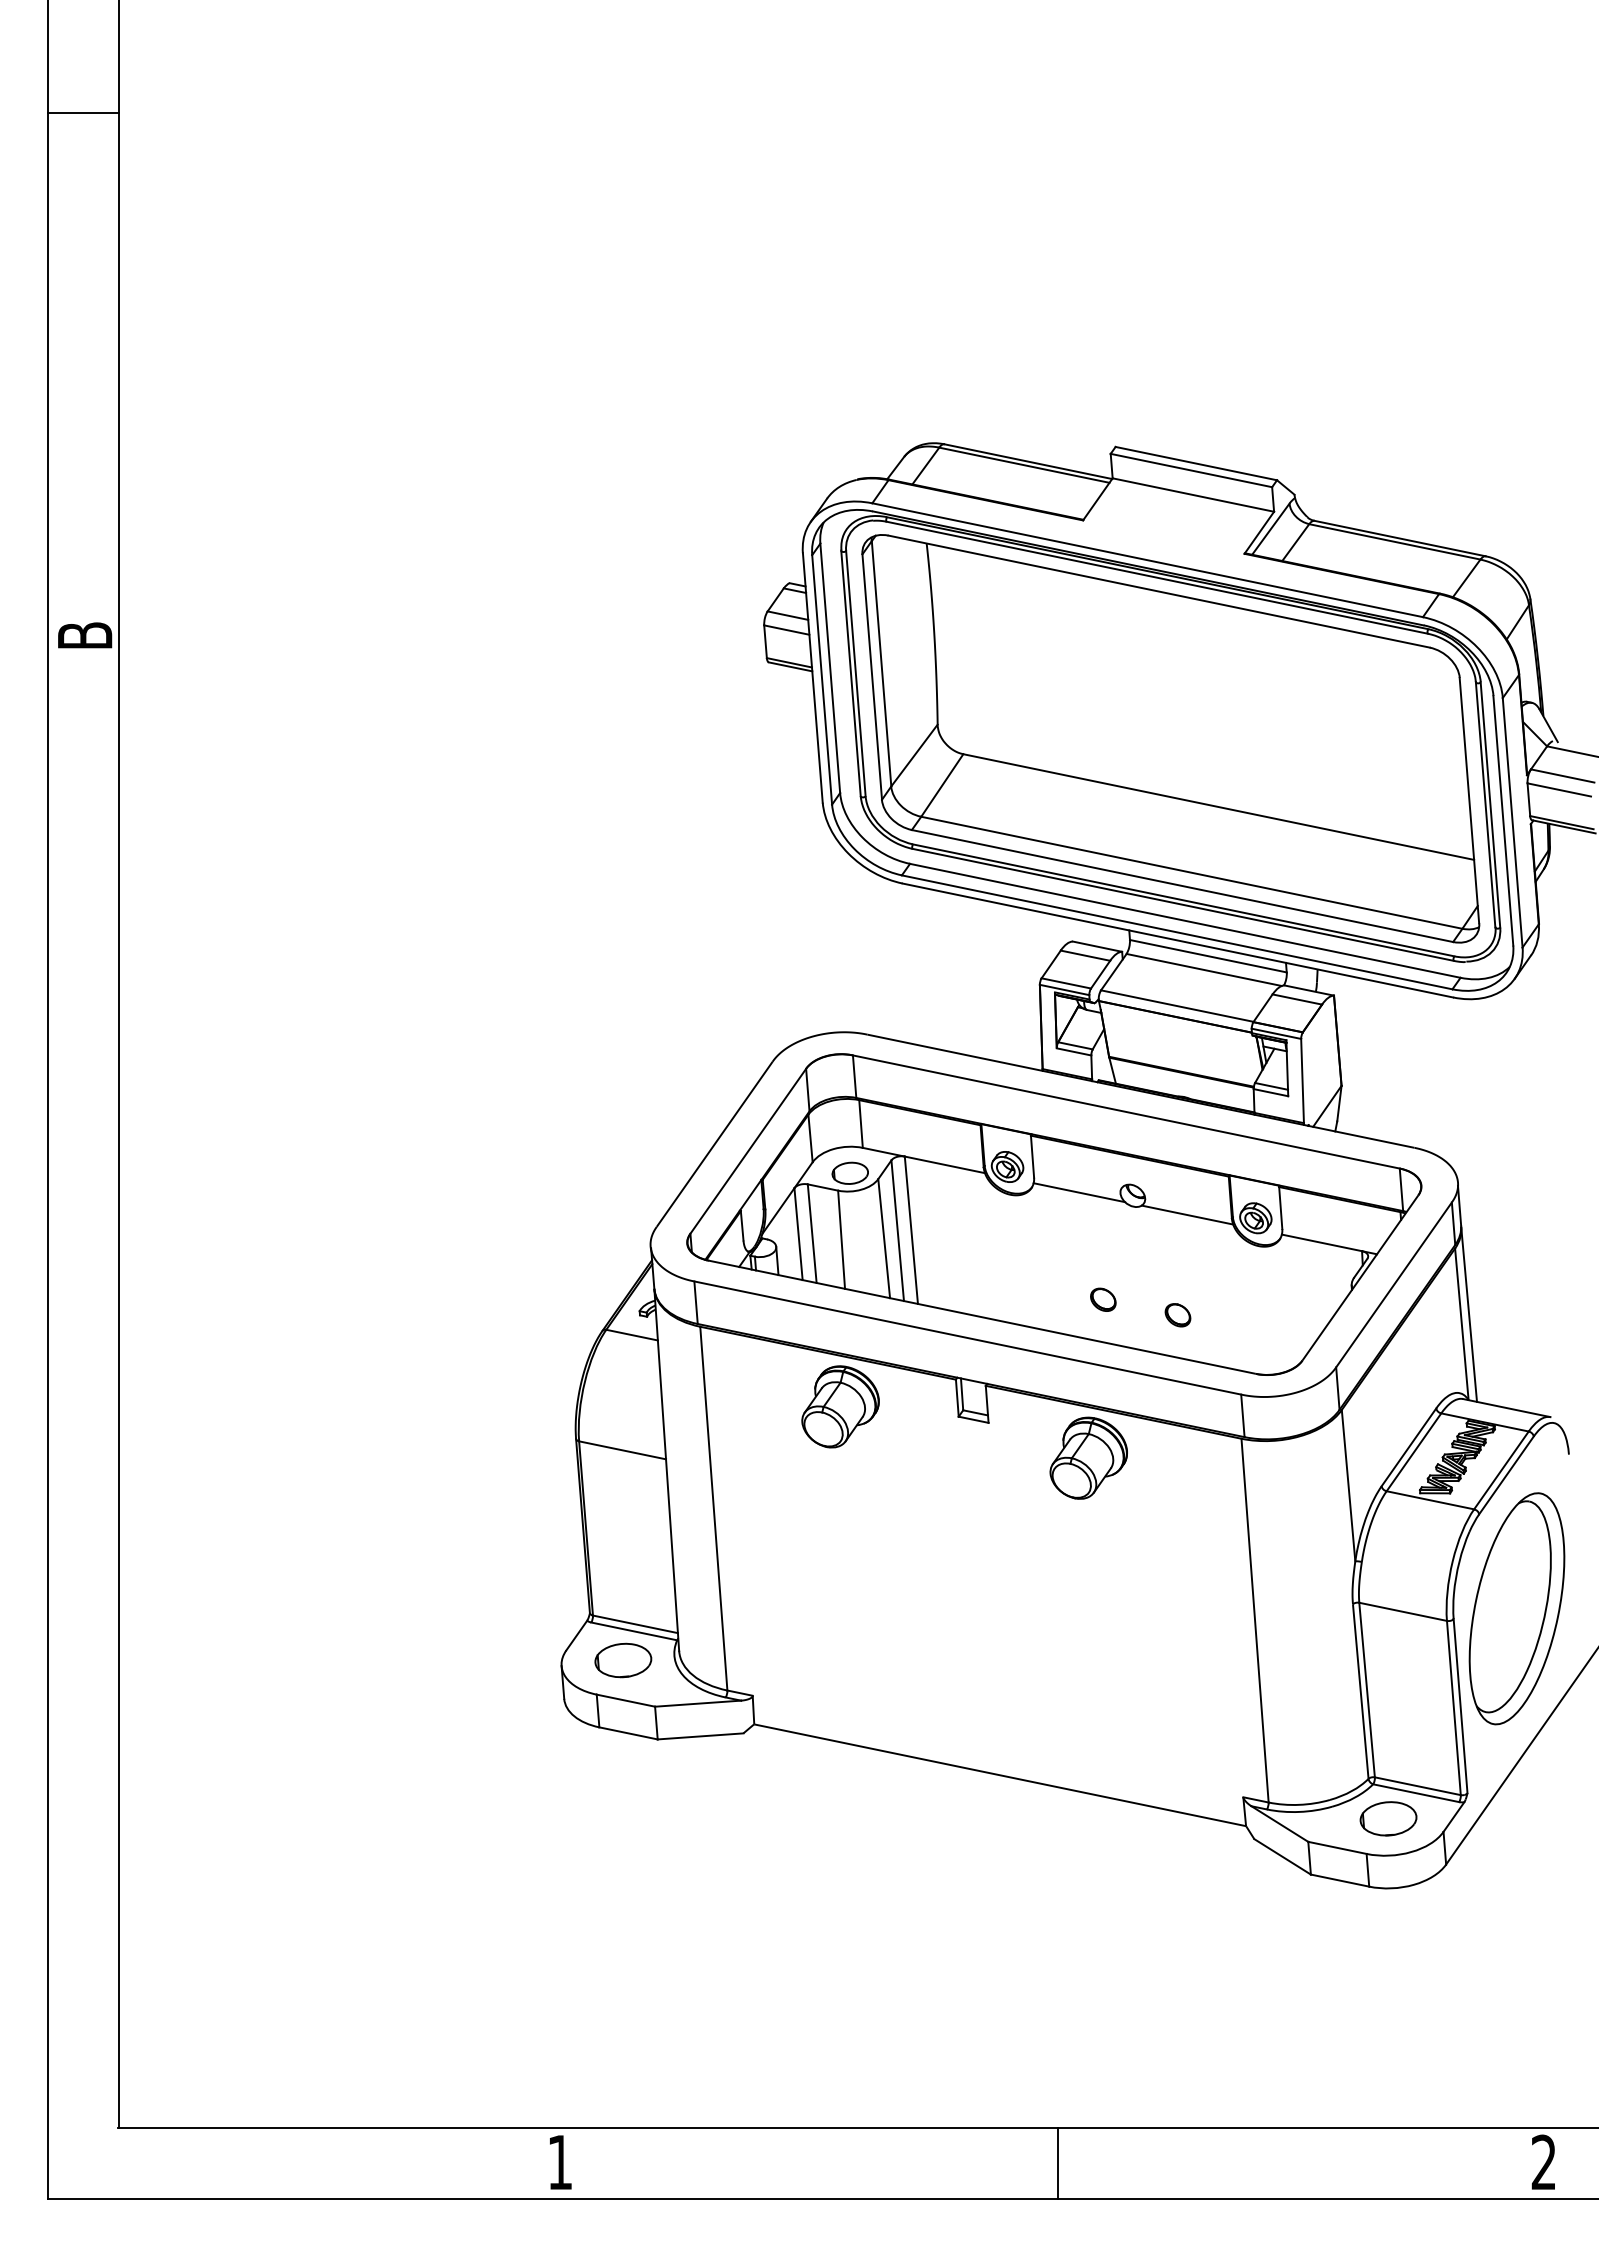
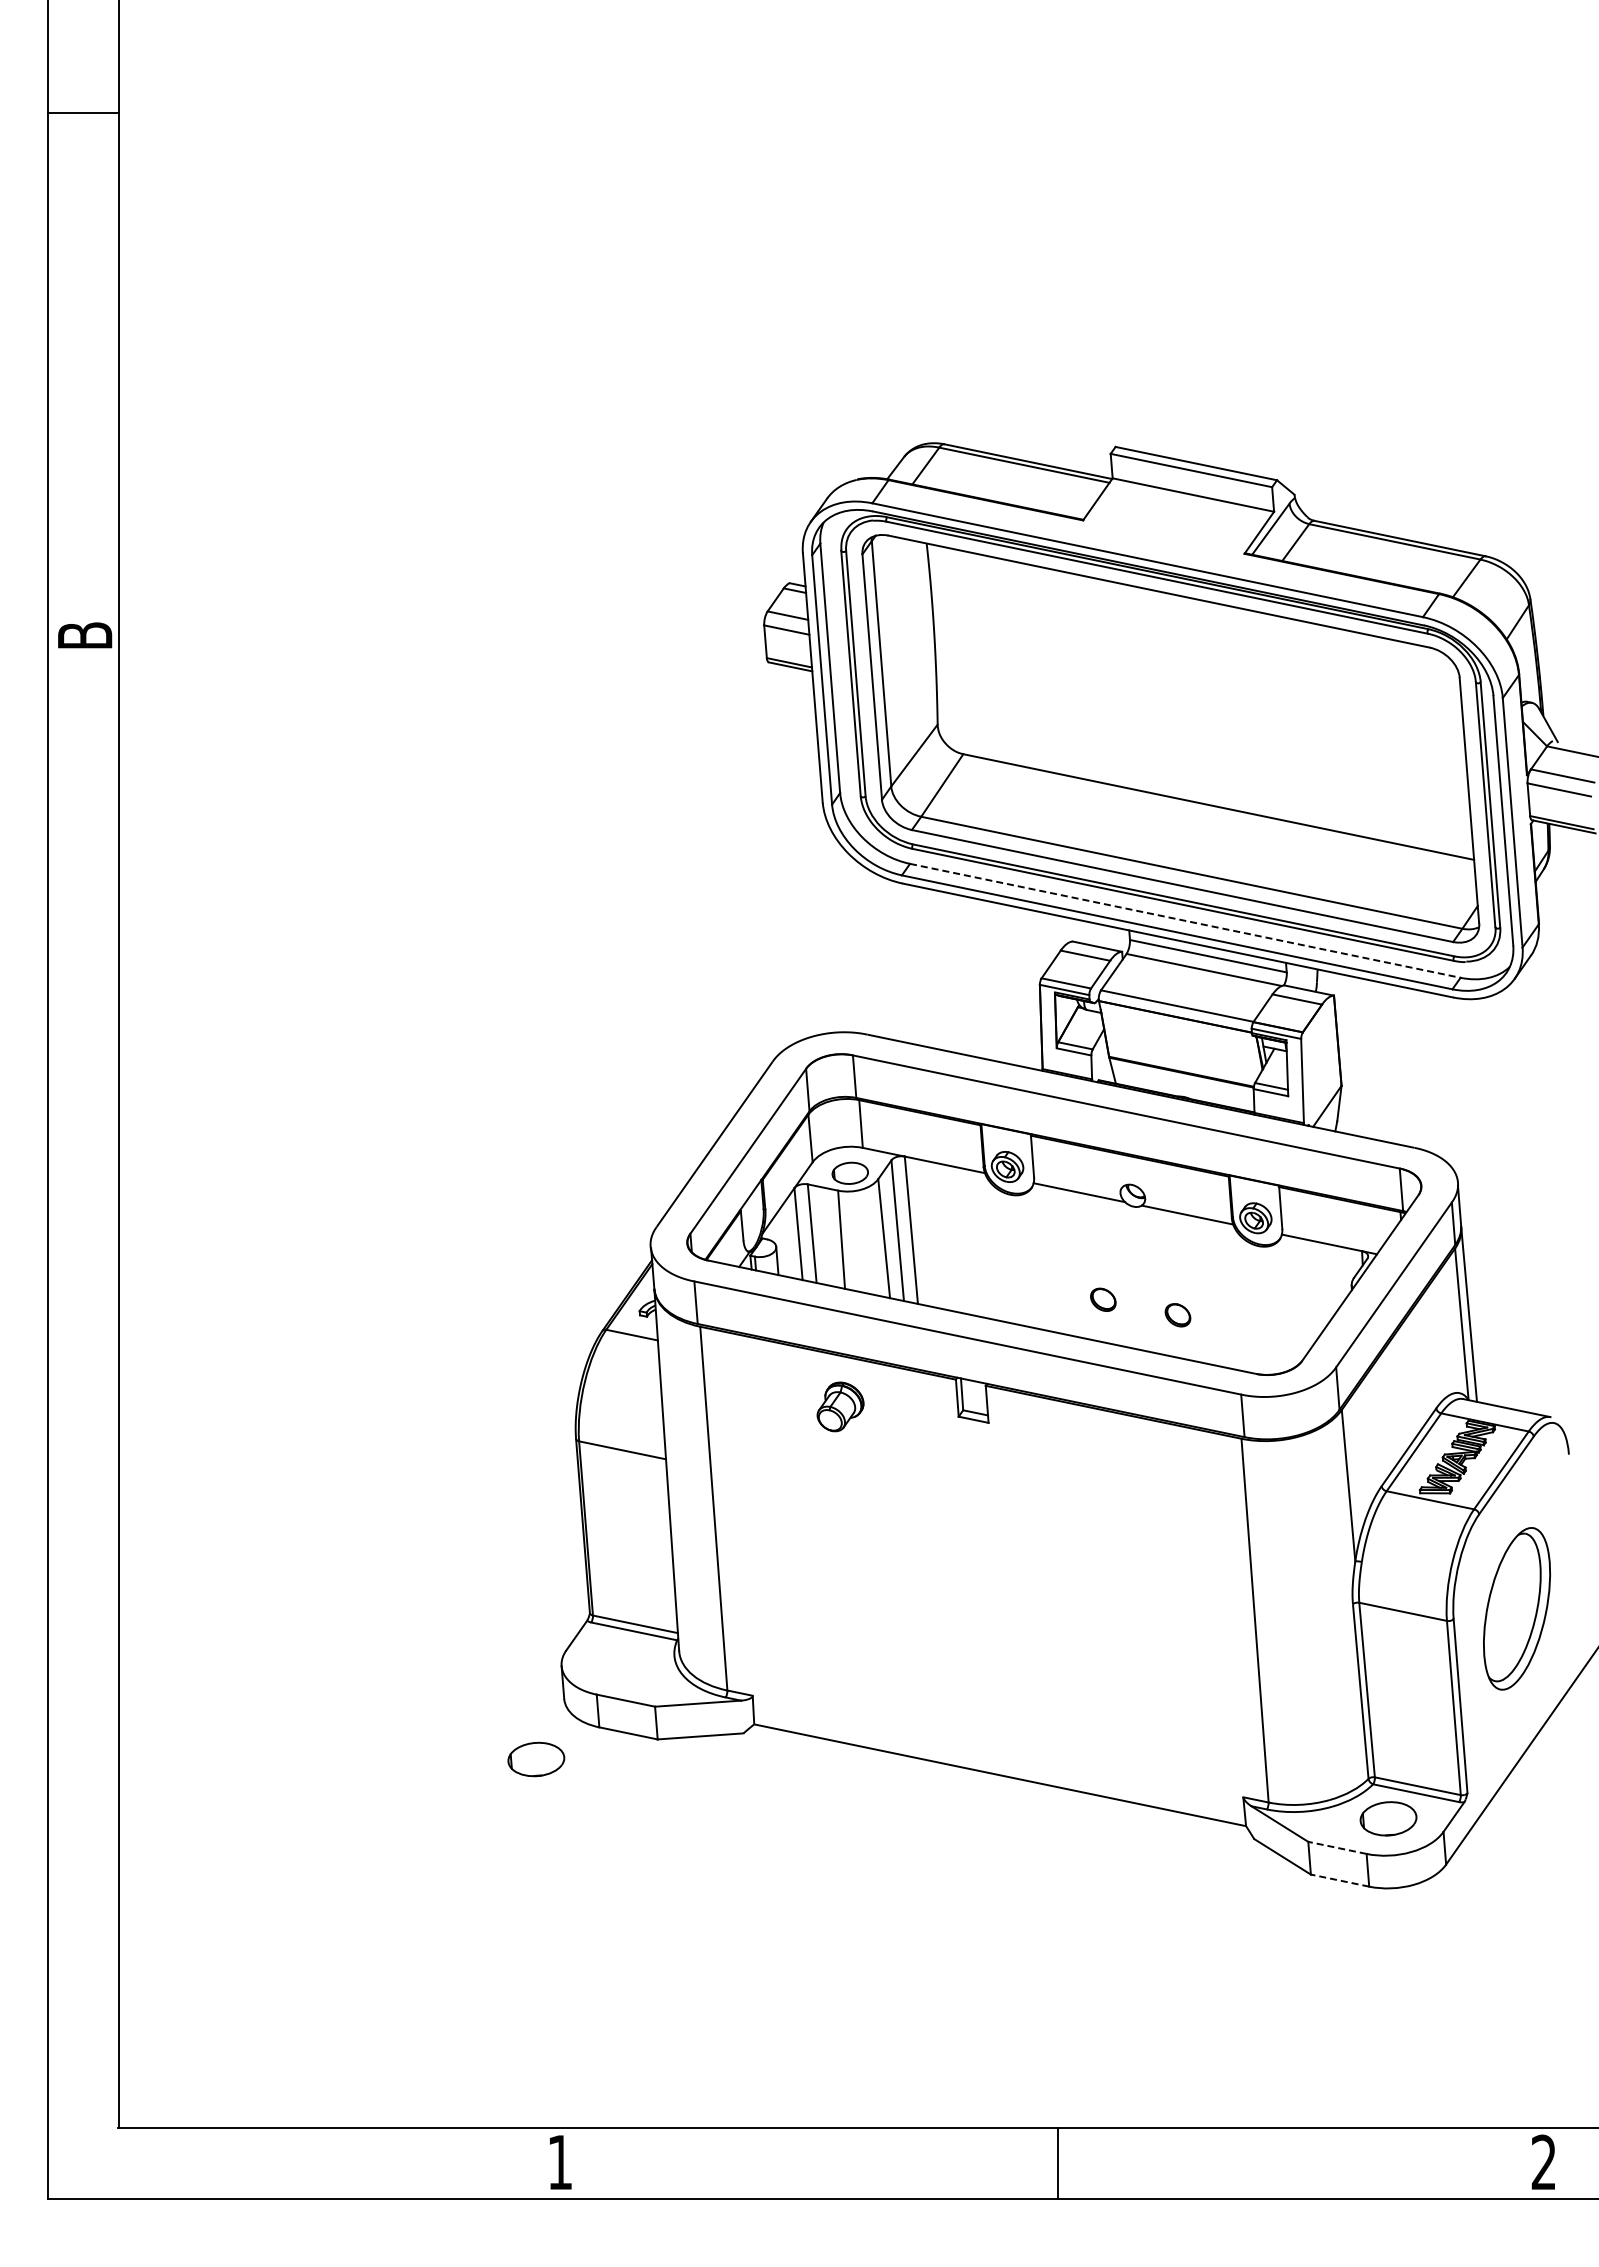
line: solid -> dashed (1185, 920)
part size: 79x84 px -> 49x52 px (840, 1406)
part: present -> none (1088, 1457)
part size: 98x234 px -> 69x164 px (1517, 1608)
part position: (623, 1660) -> (536, 1759) (536, 1759)
line: solid -> dashed (1337, 1847)
line: solid -> dashed (1340, 1880)
